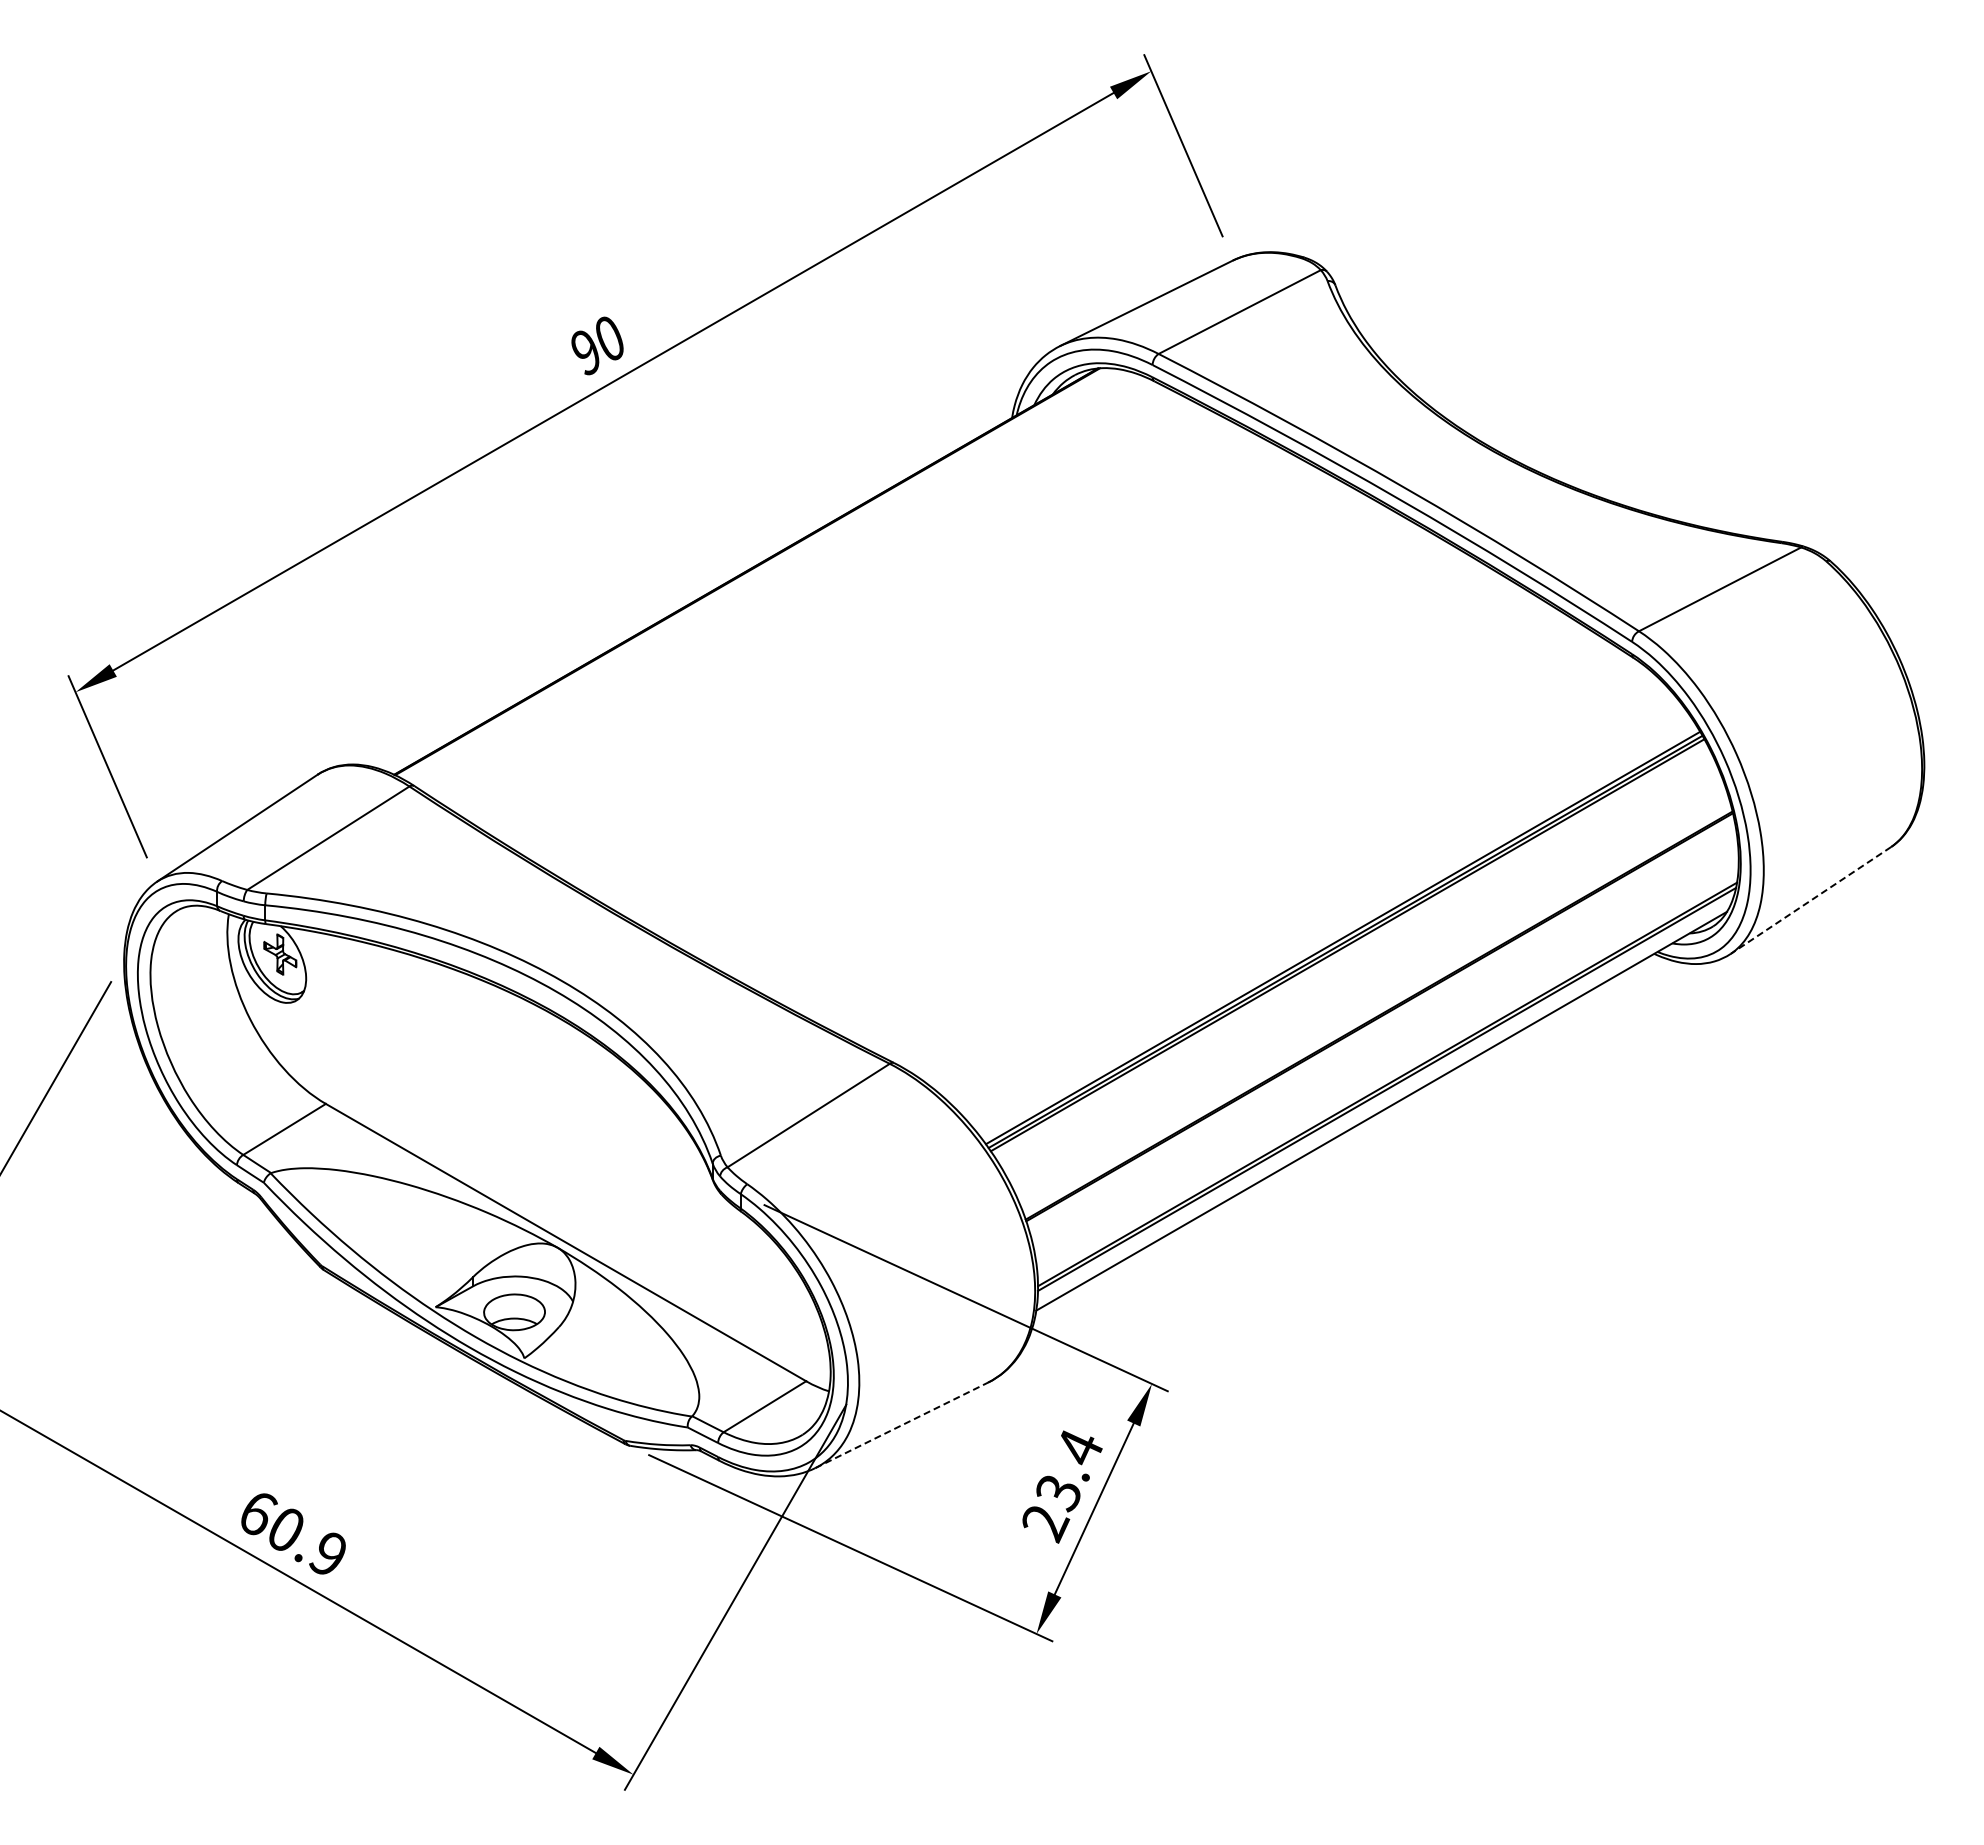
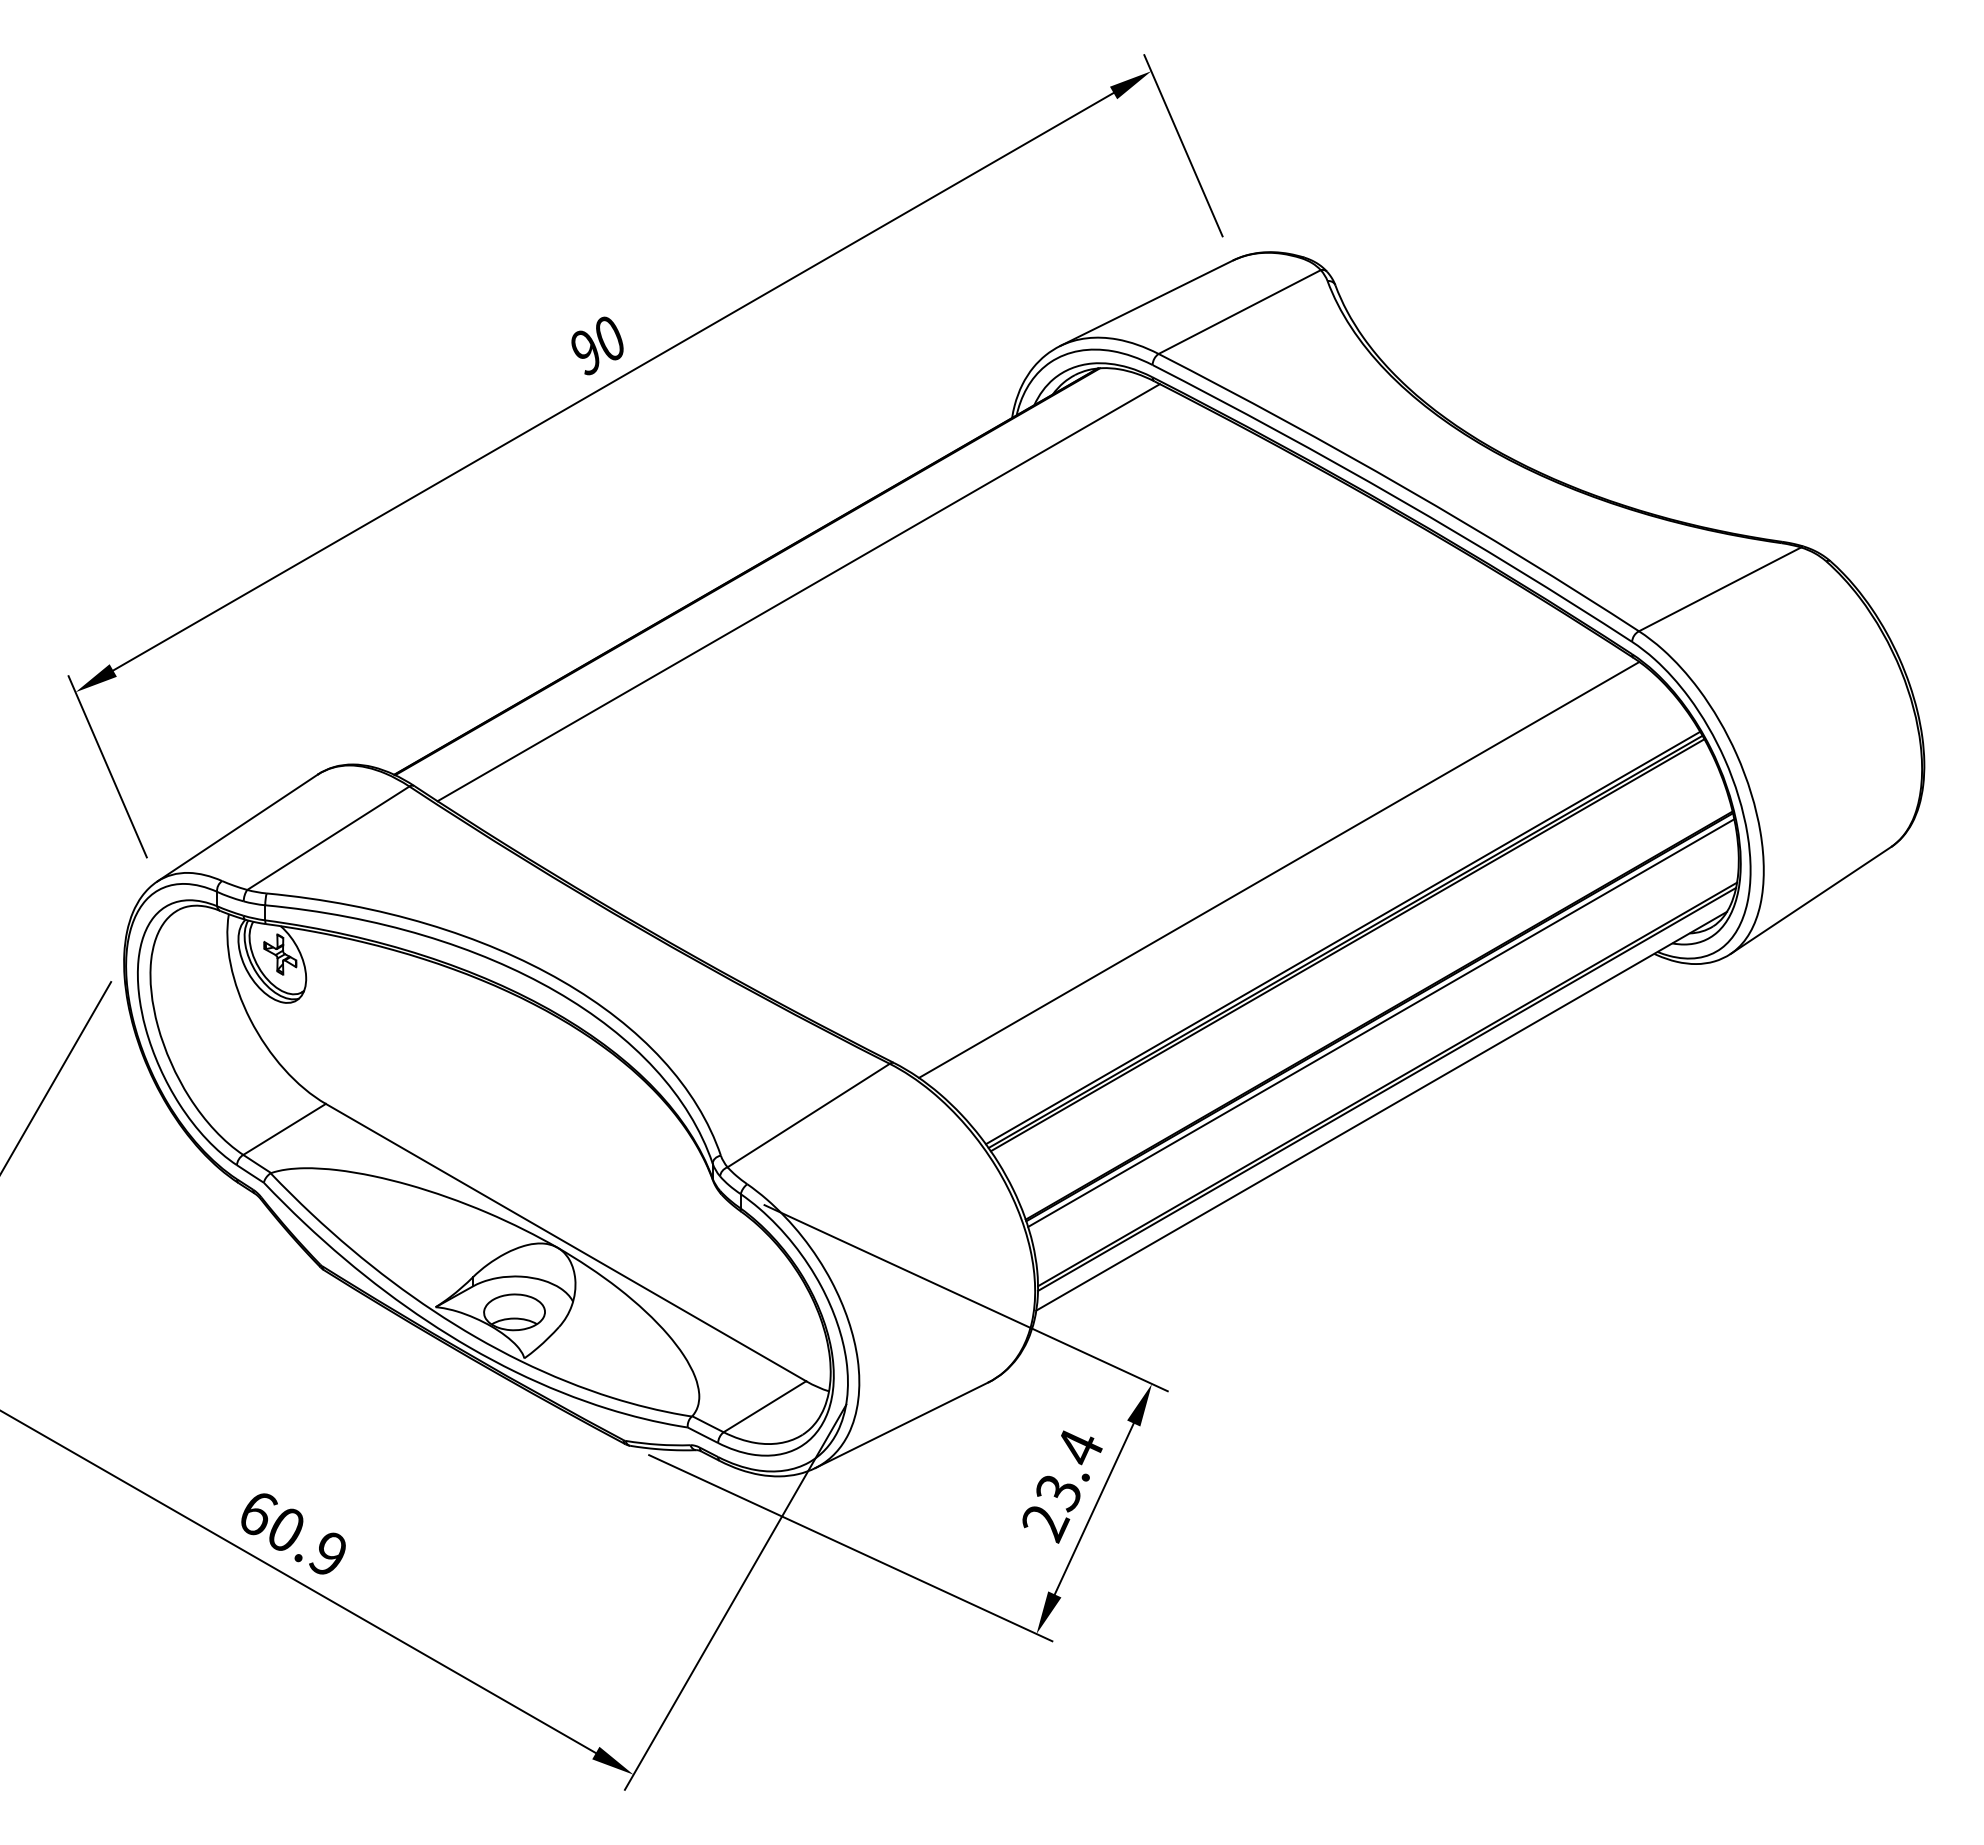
line: none -> present (798, 592)
line: none -> present (1279, 869)
line: dashed -> solid (1810, 900)
line: none -> present (1381, 1022)
line: dashed -> solid (902, 1425)
